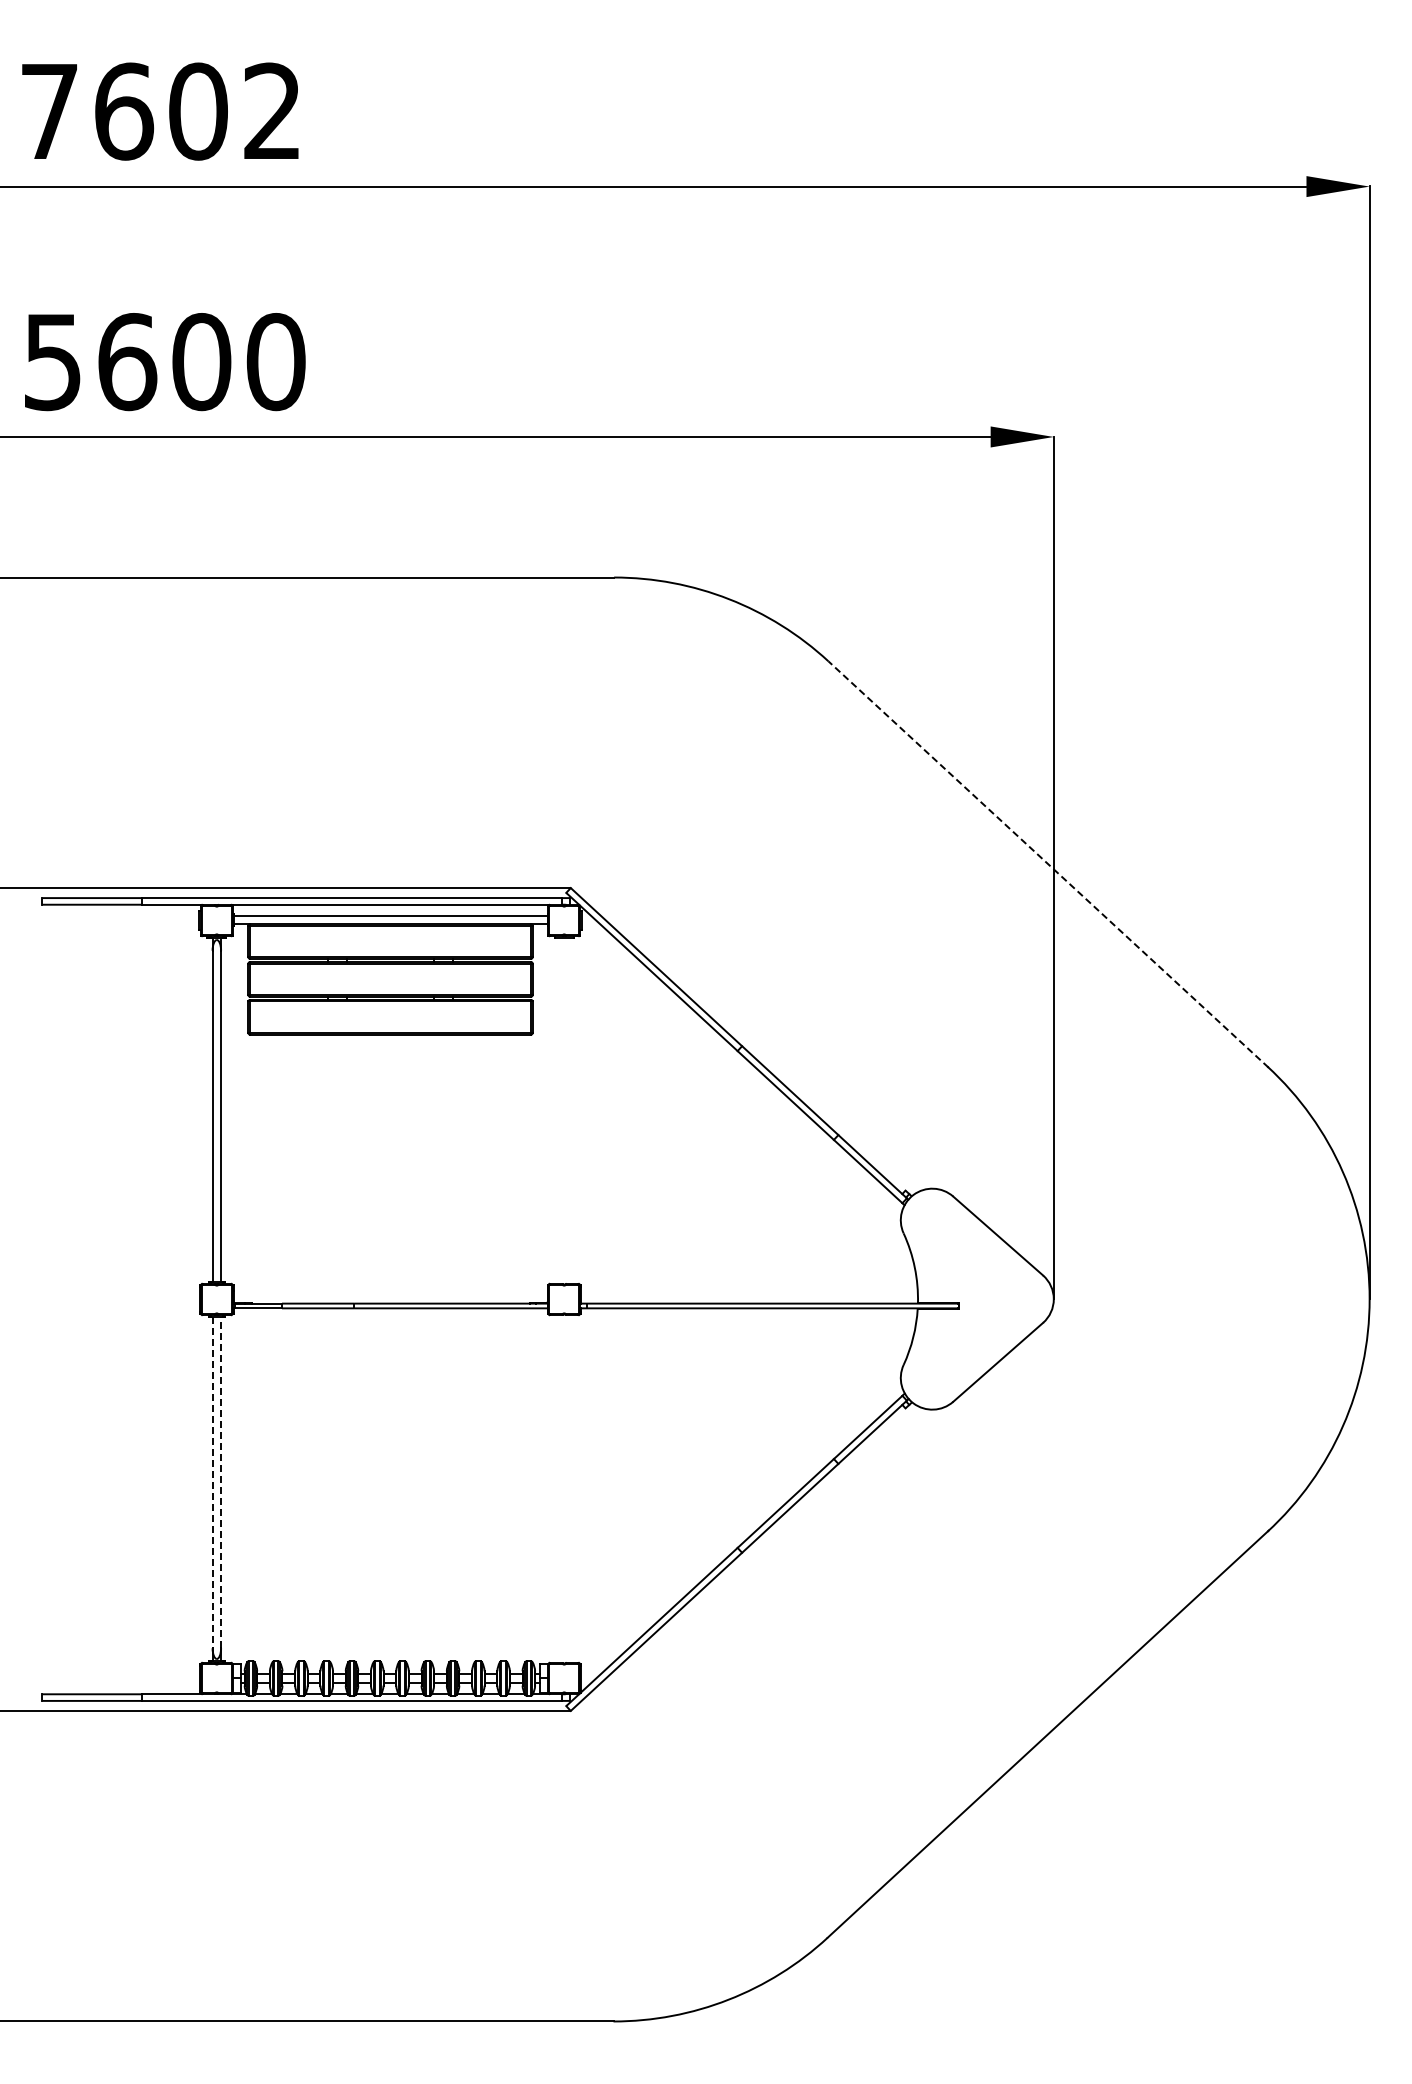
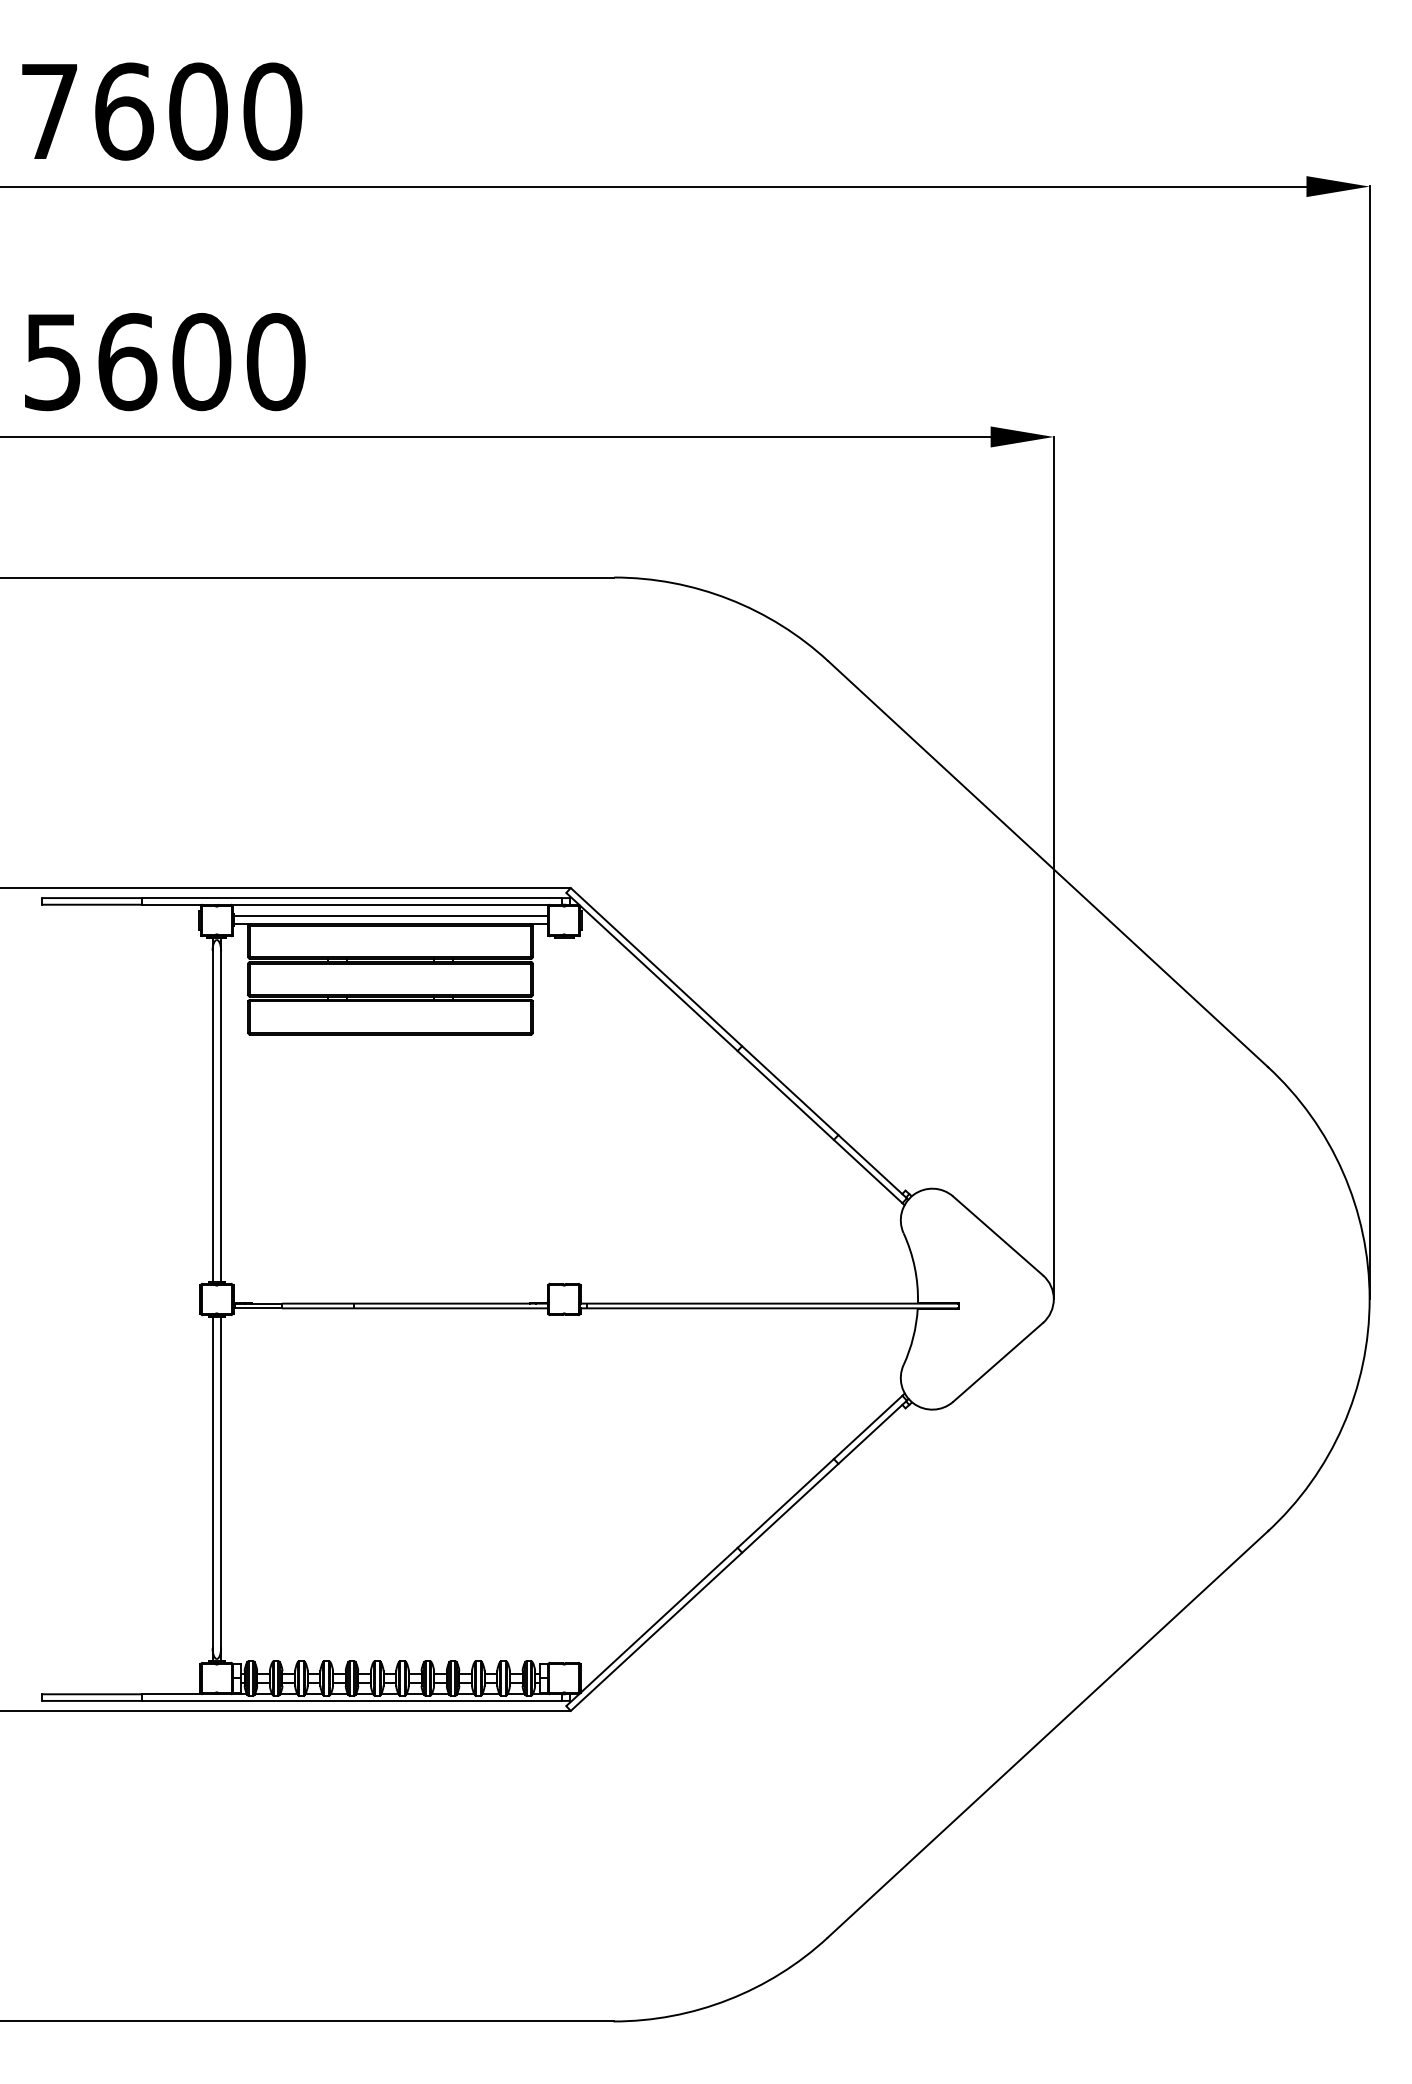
text: 7602 -> 7600 (272, 111)
line: dashed -> solid (1048, 864)
line: dashed -> solid (212, 1482)
line: dashed -> solid (221, 1482)
